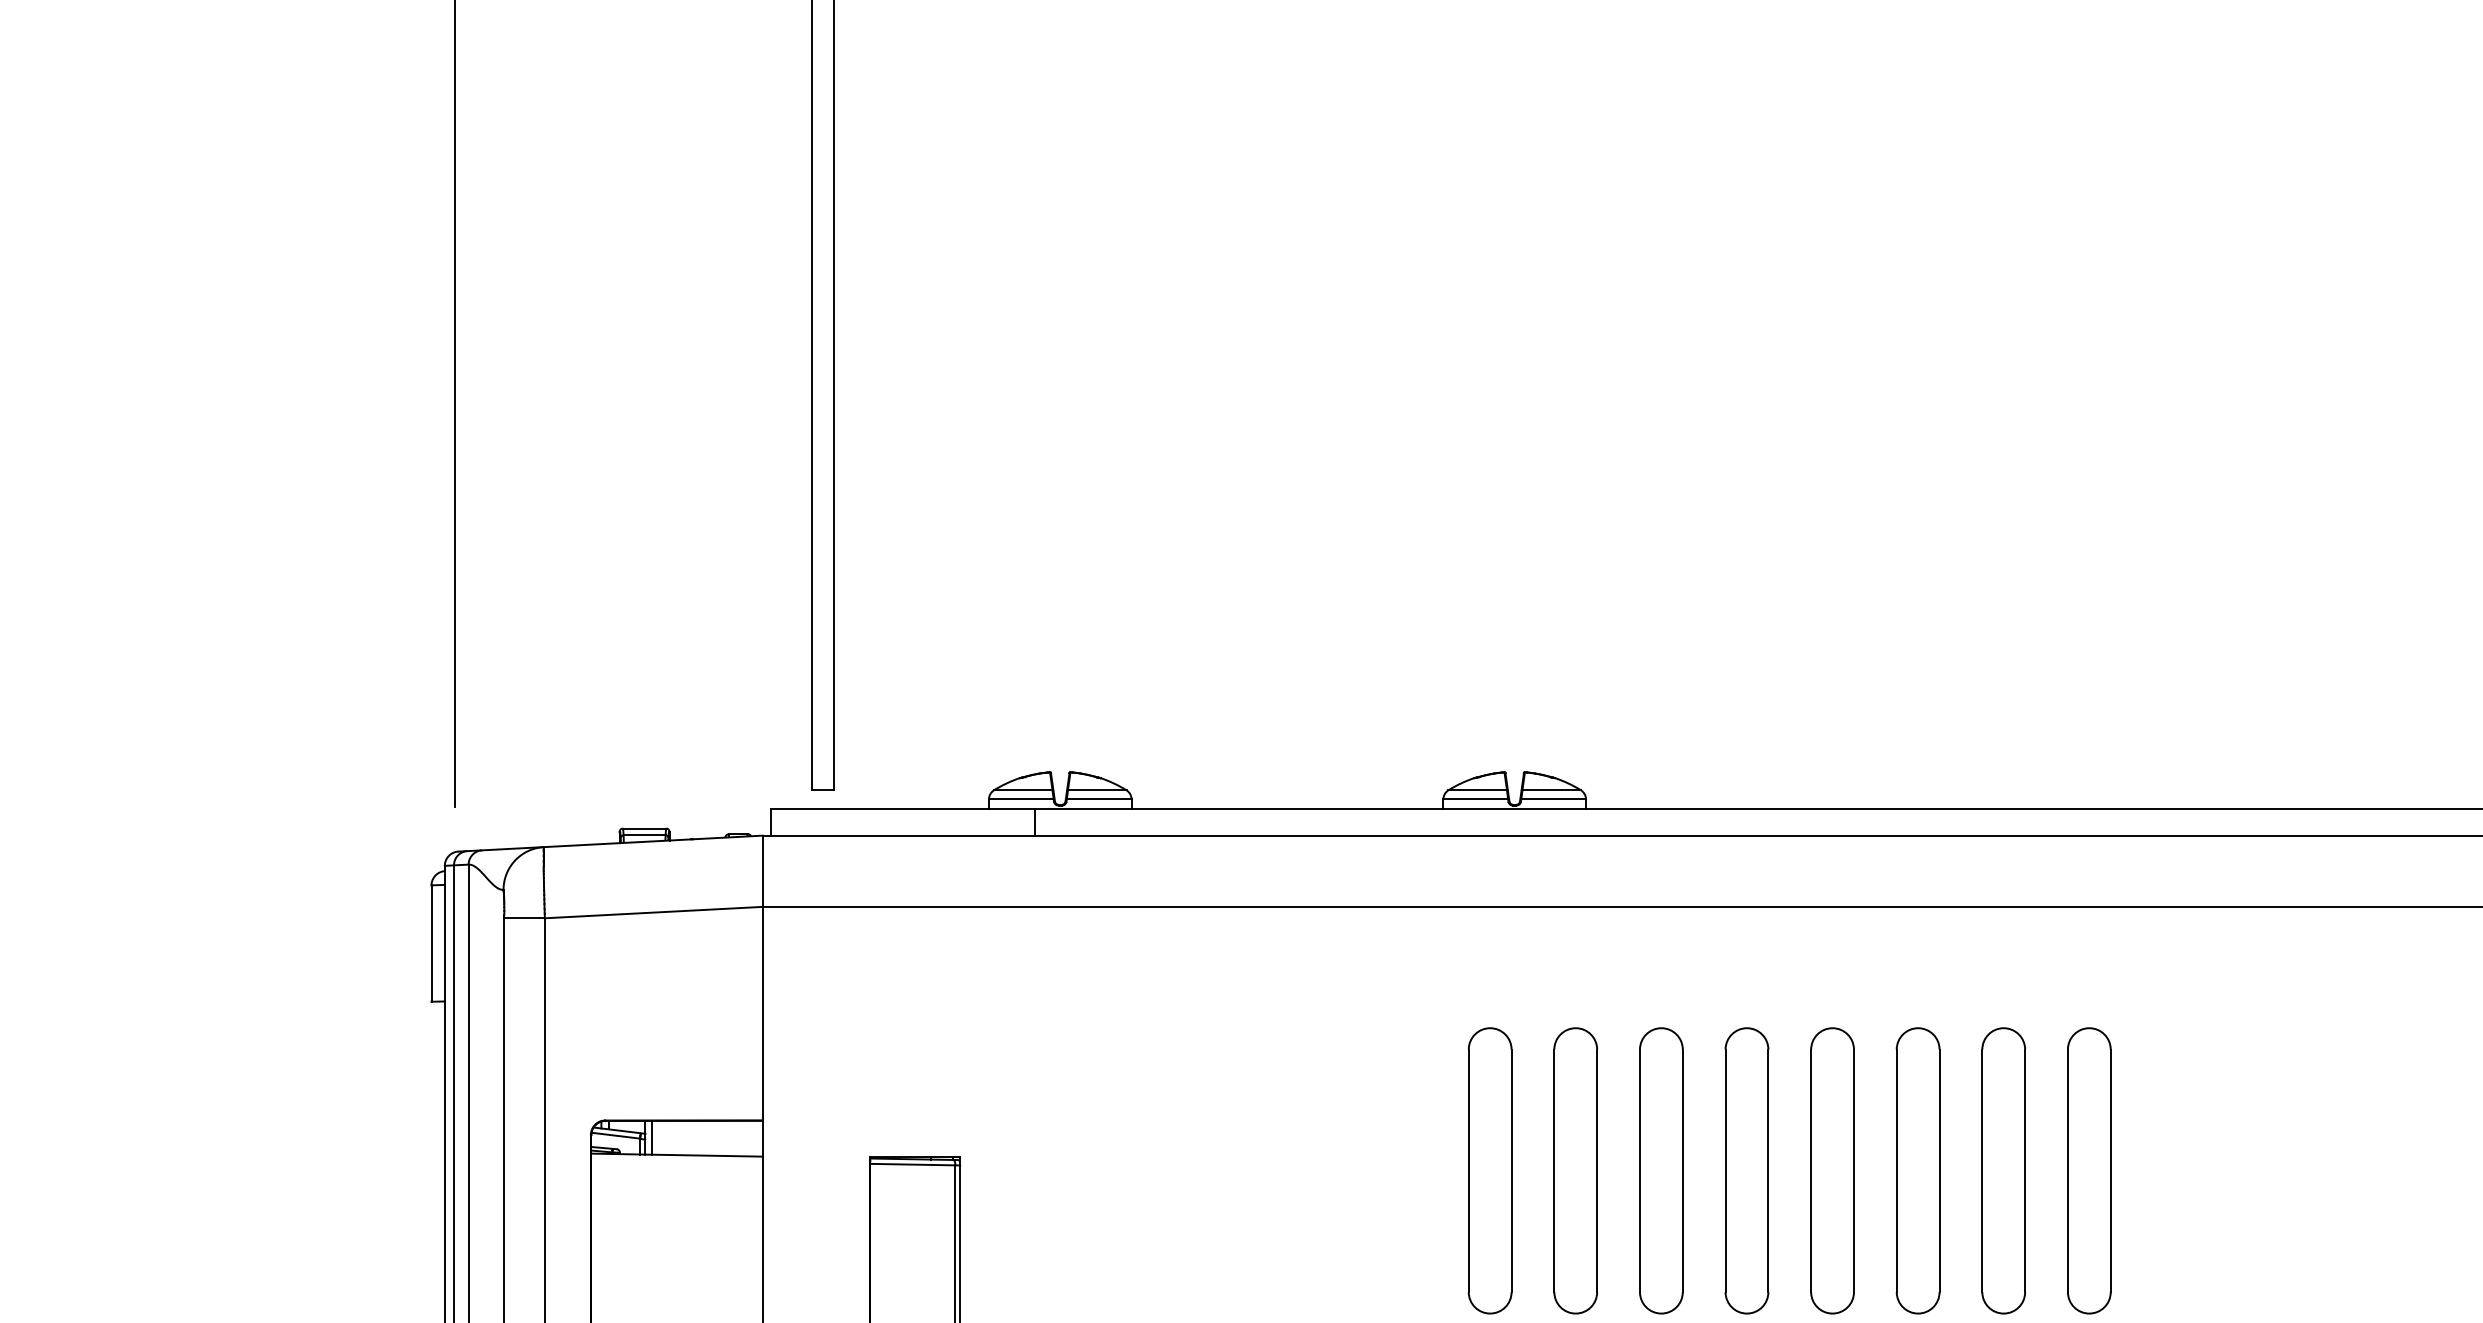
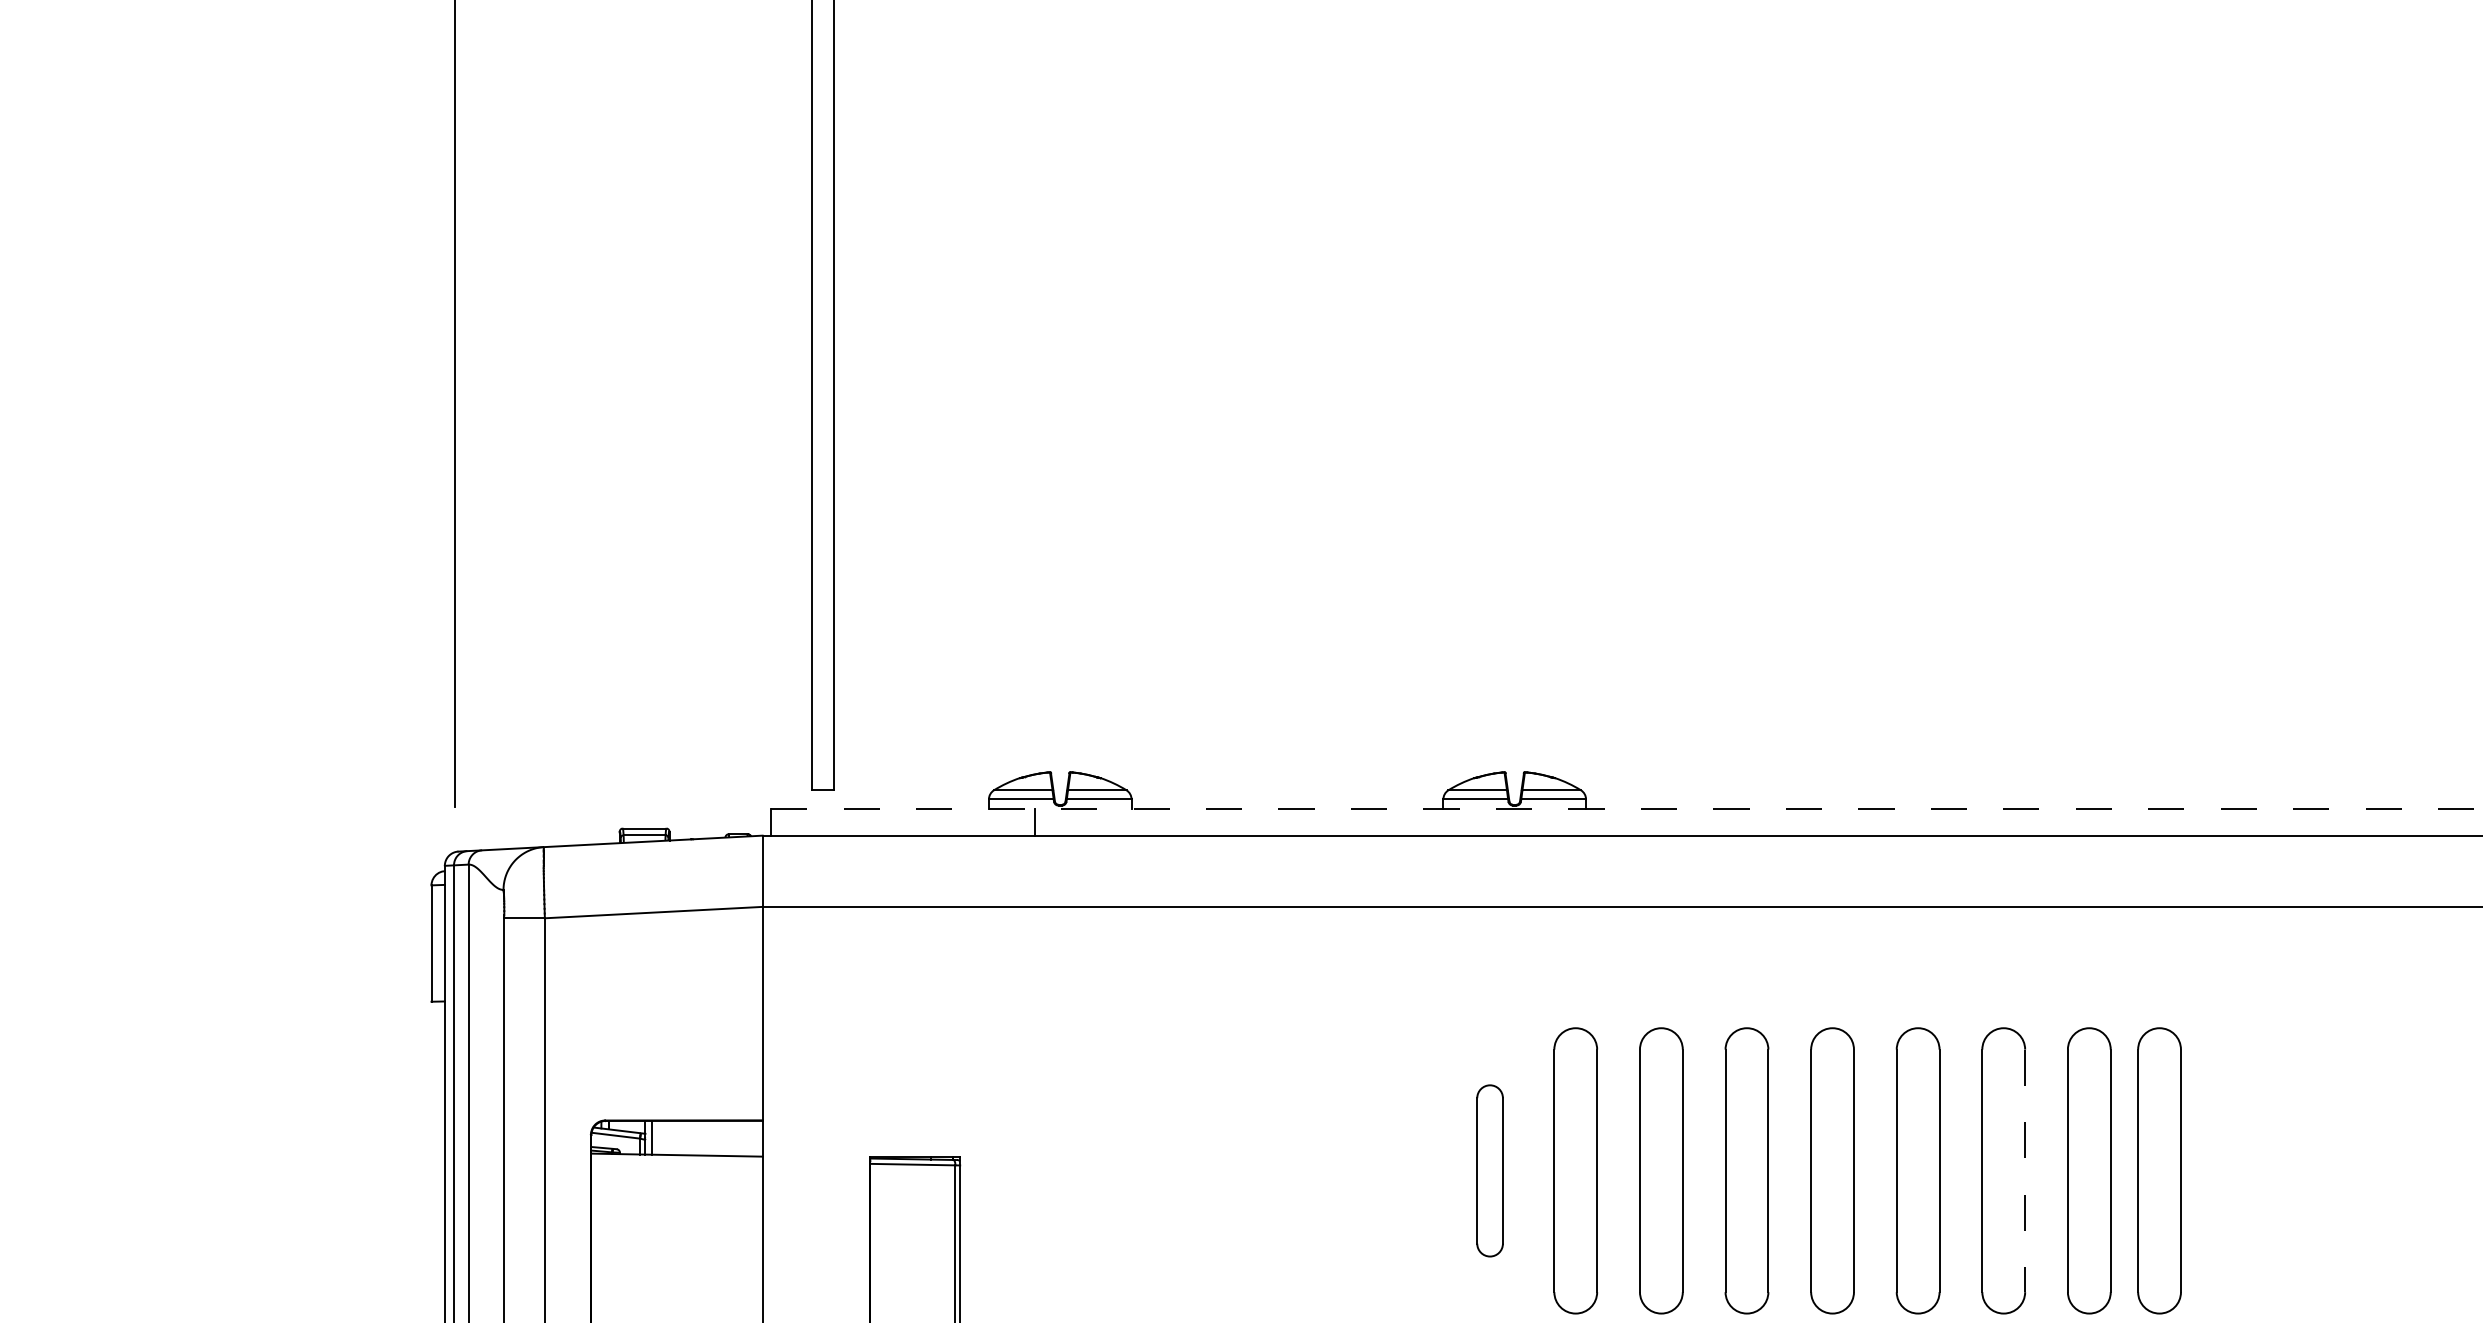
line: solid -> dashed (1627, 808)
part size: 46x288 px -> 28x174 px (1489, 1170)
part: none -> present (2159, 1170)
line: solid -> dashed (2025, 1171)
